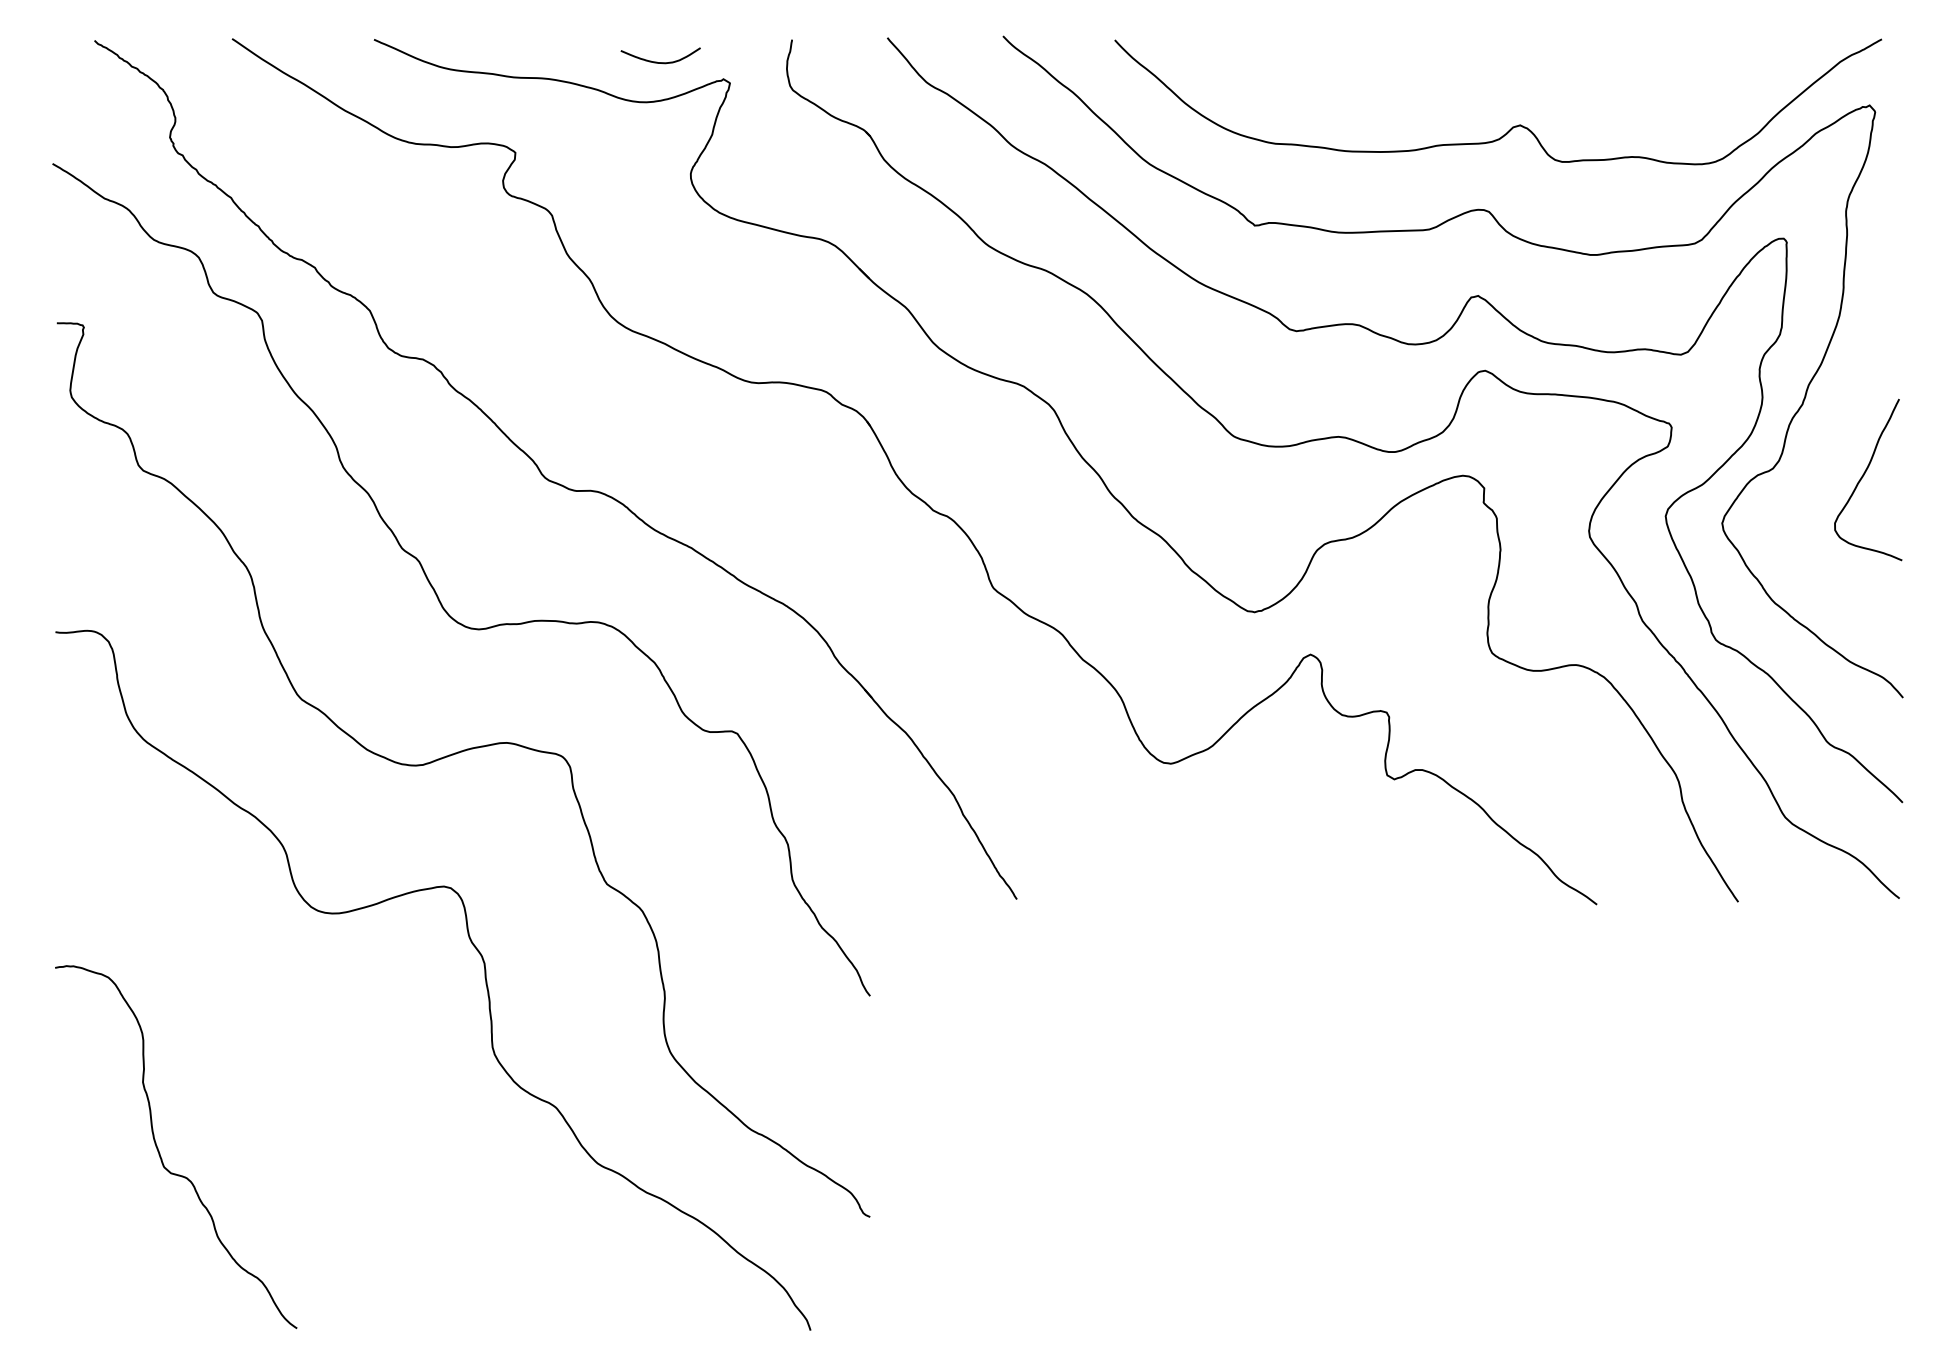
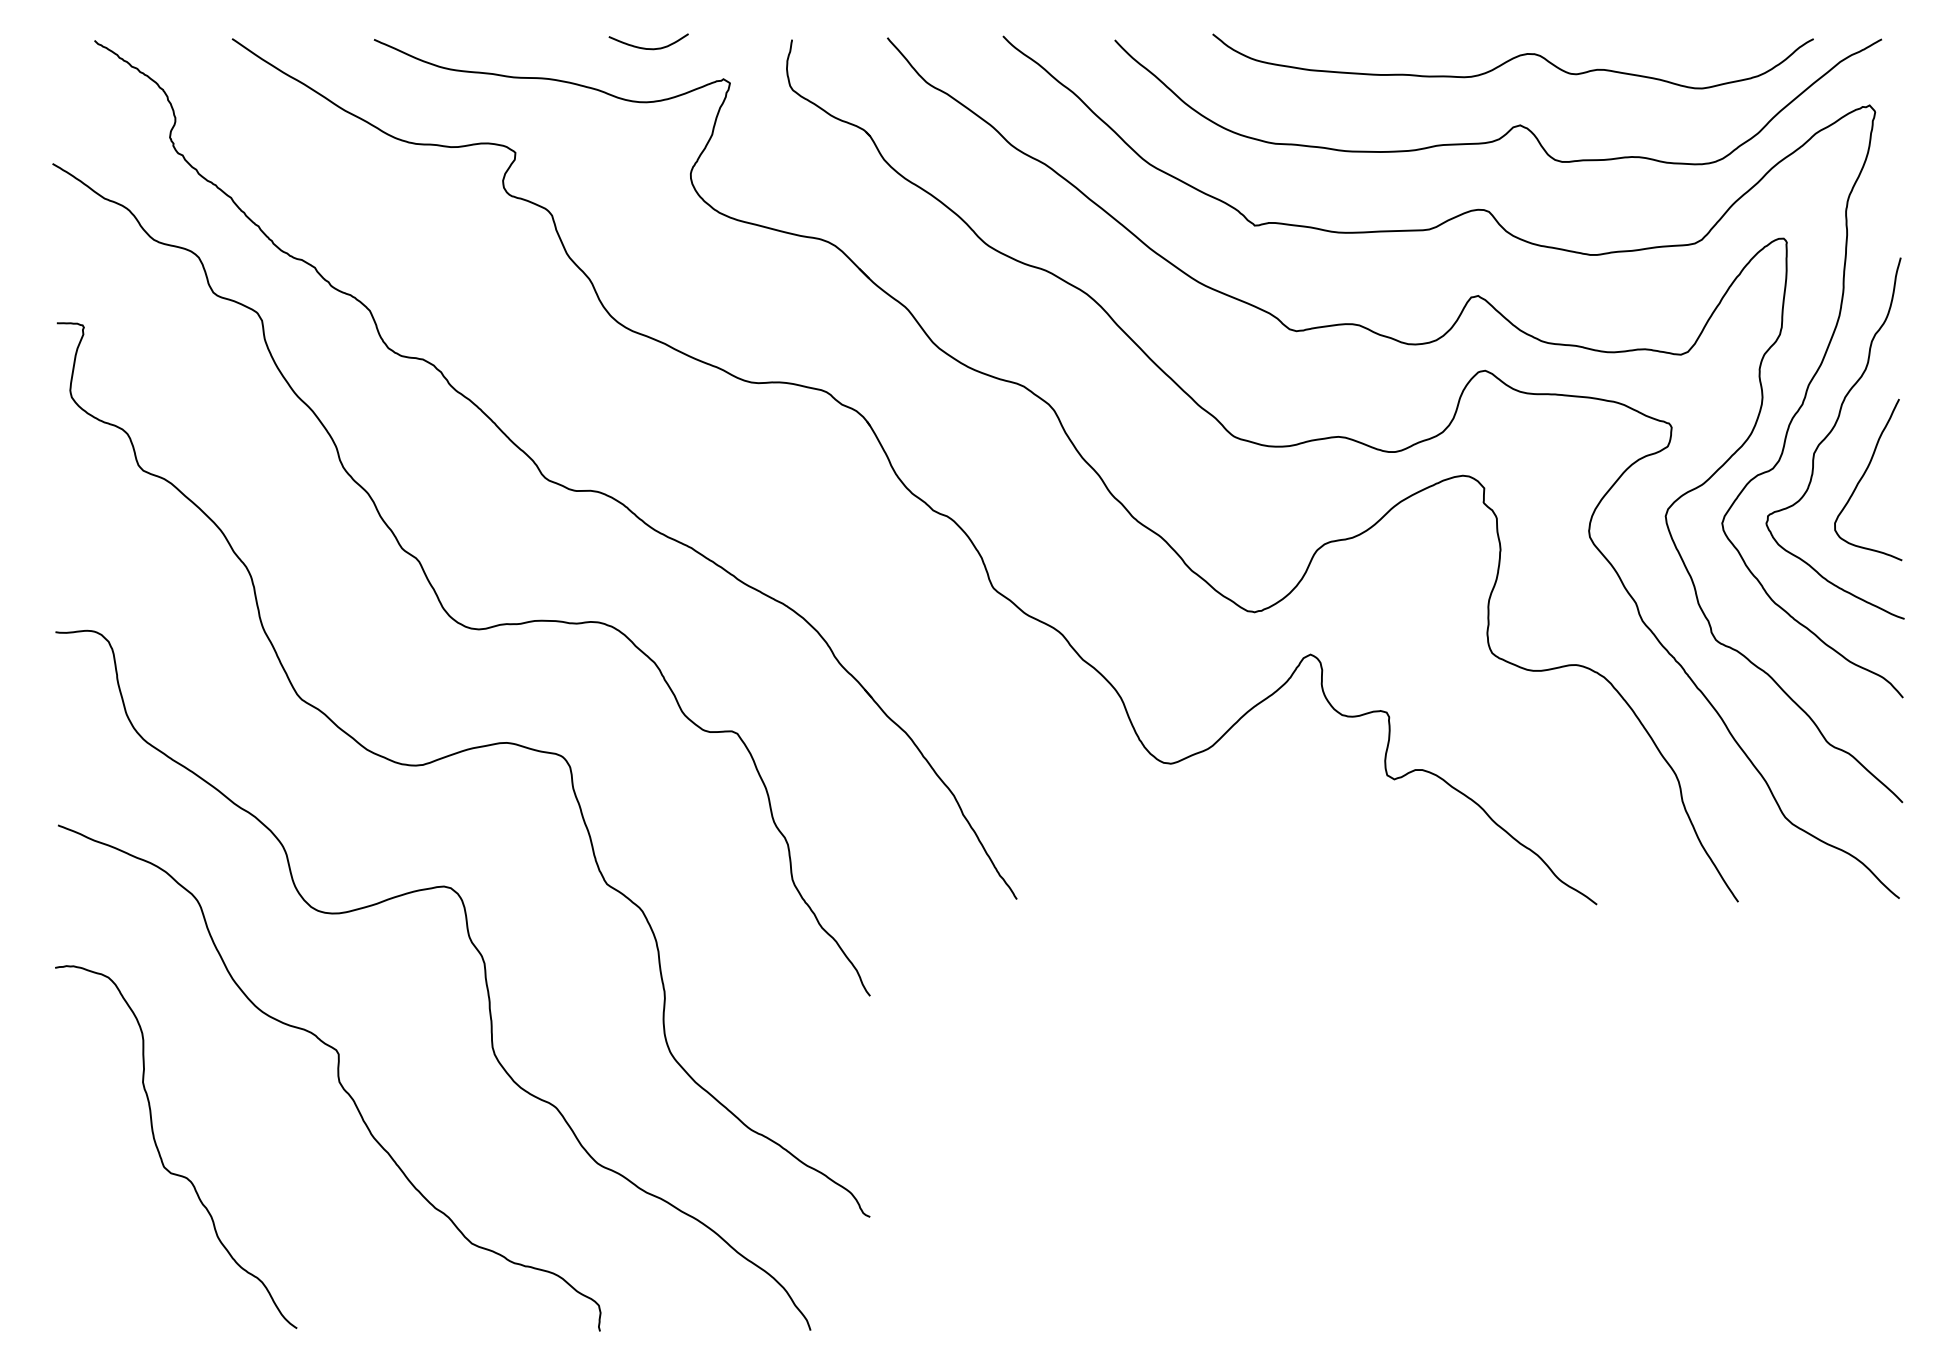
curve: none -> present (1511, 60)
curve position: (657, 61) -> (645, 47) (645, 47)
curve: none -> present (1830, 433)
curve: none -> present (337, 1077)
